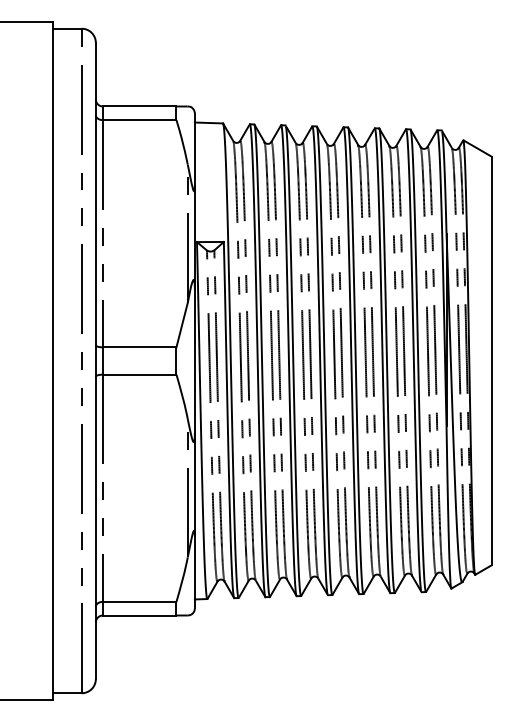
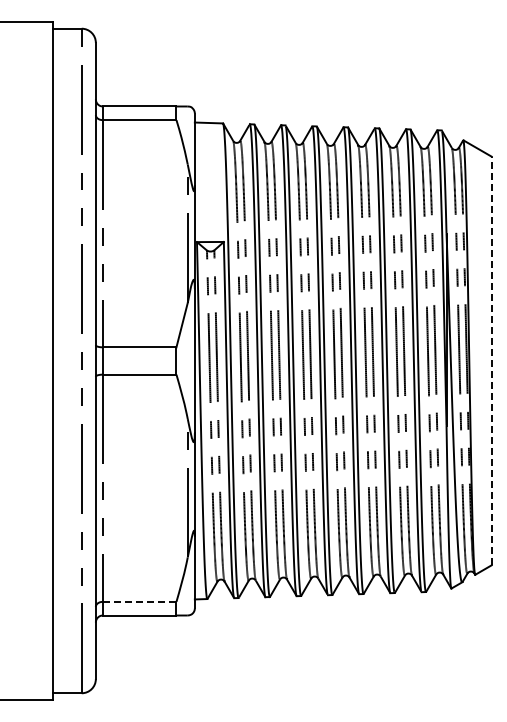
line: solid -> dashed (491, 360)
line: solid -> dashed (139, 601)
